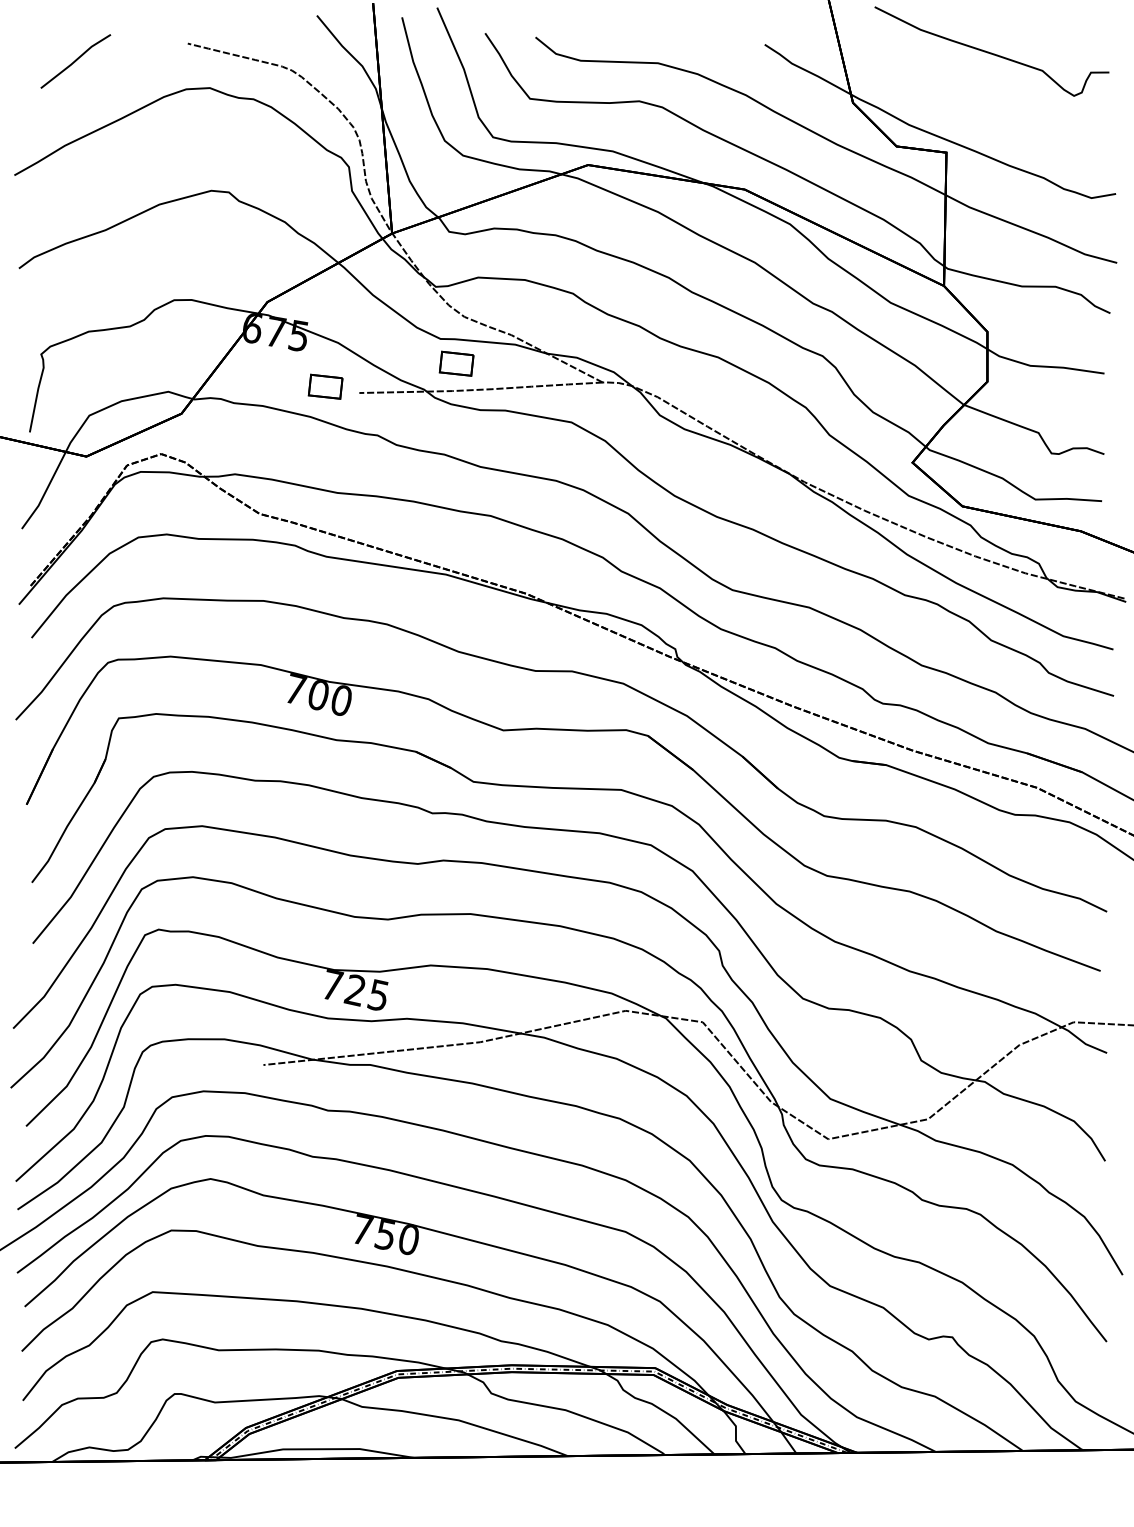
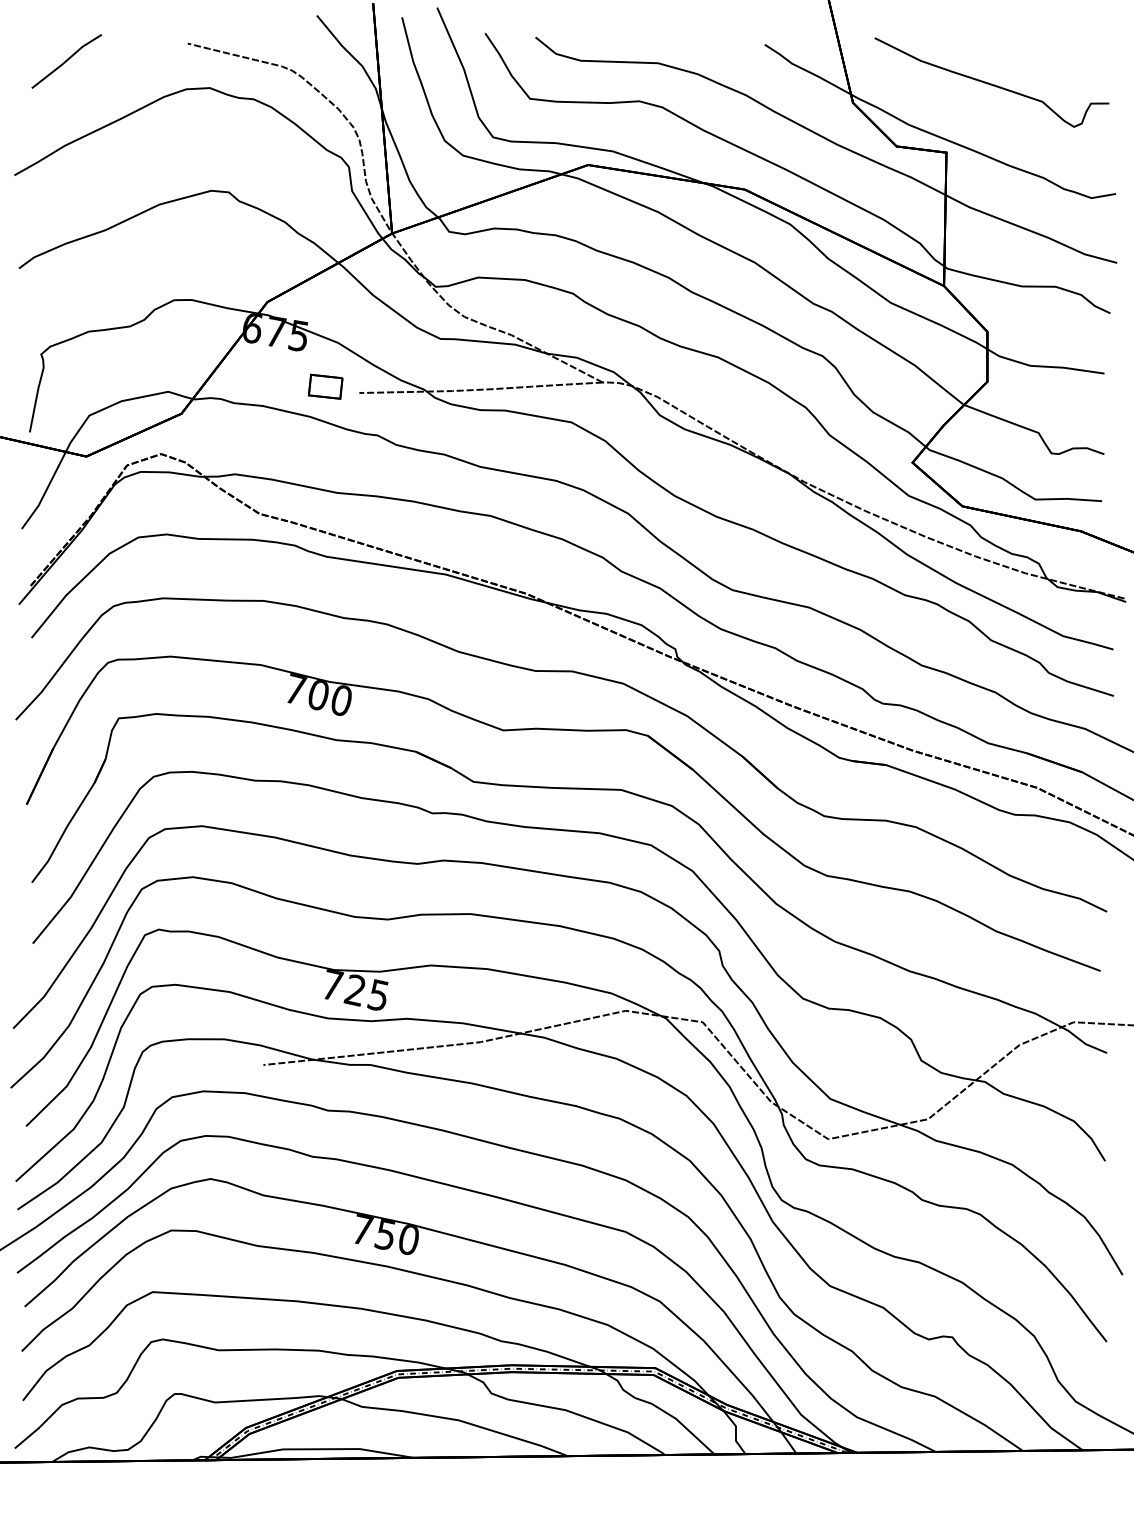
curve position: (991, 52) -> (991, 83) (991, 83)
line position: (75, 61) -> (66, 61) (66, 61)
part: present -> none (456, 363)
